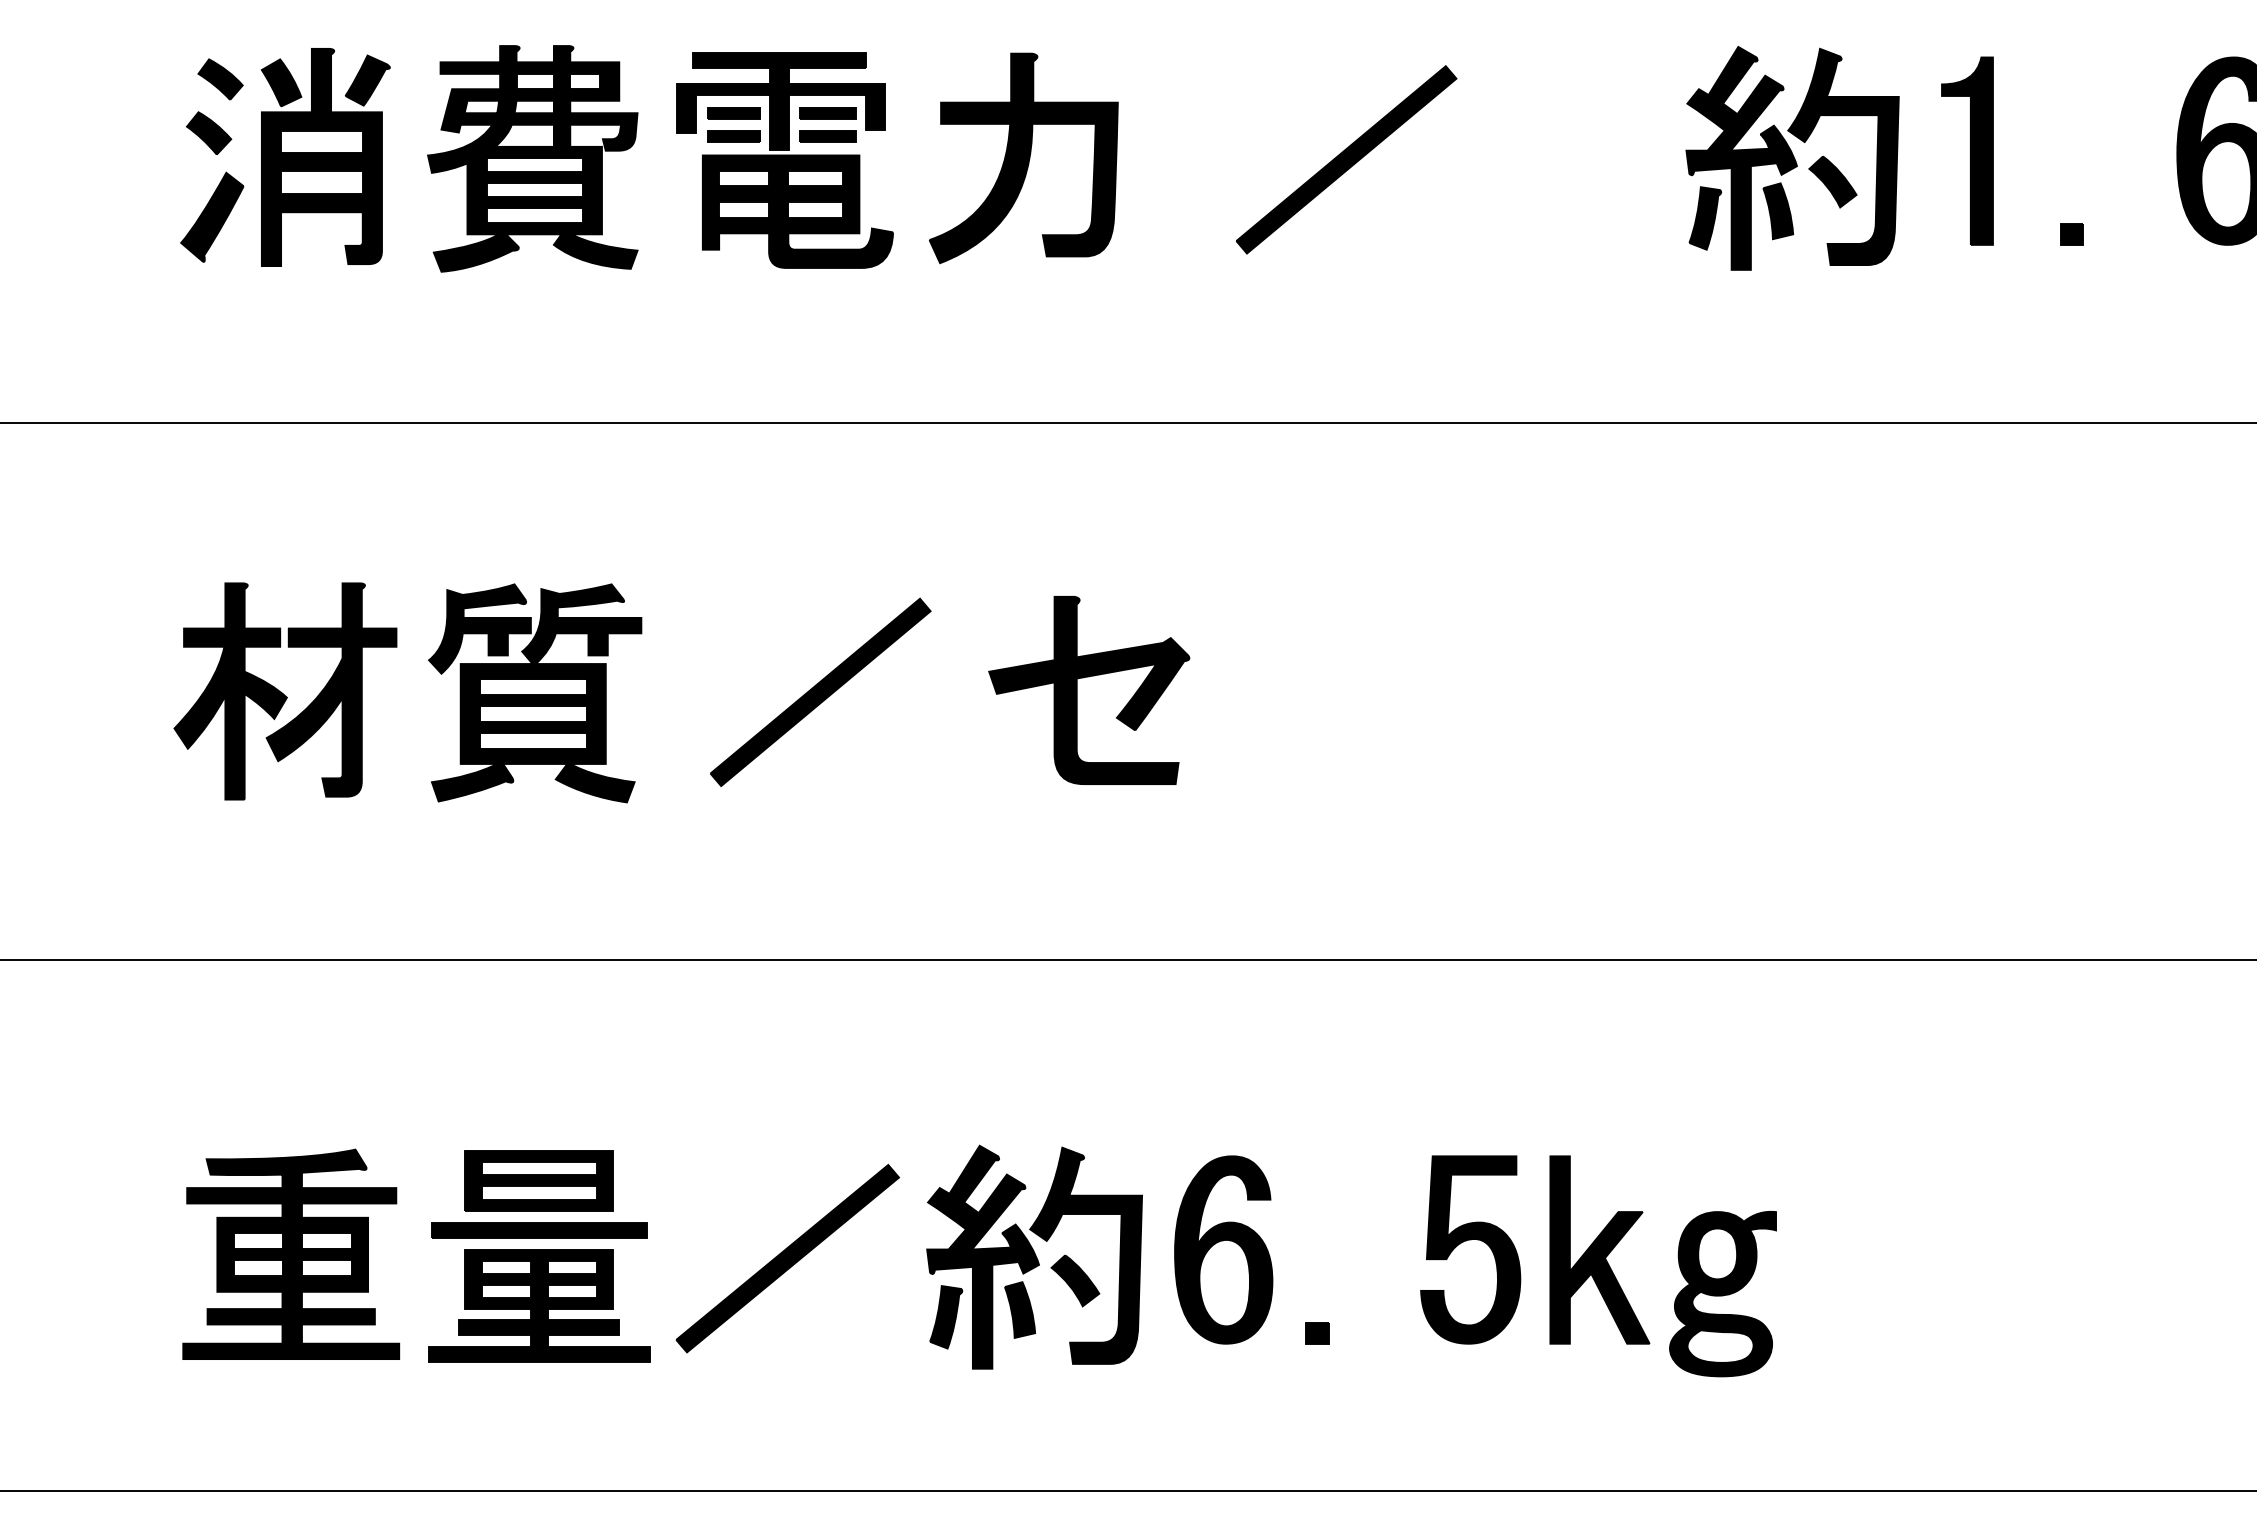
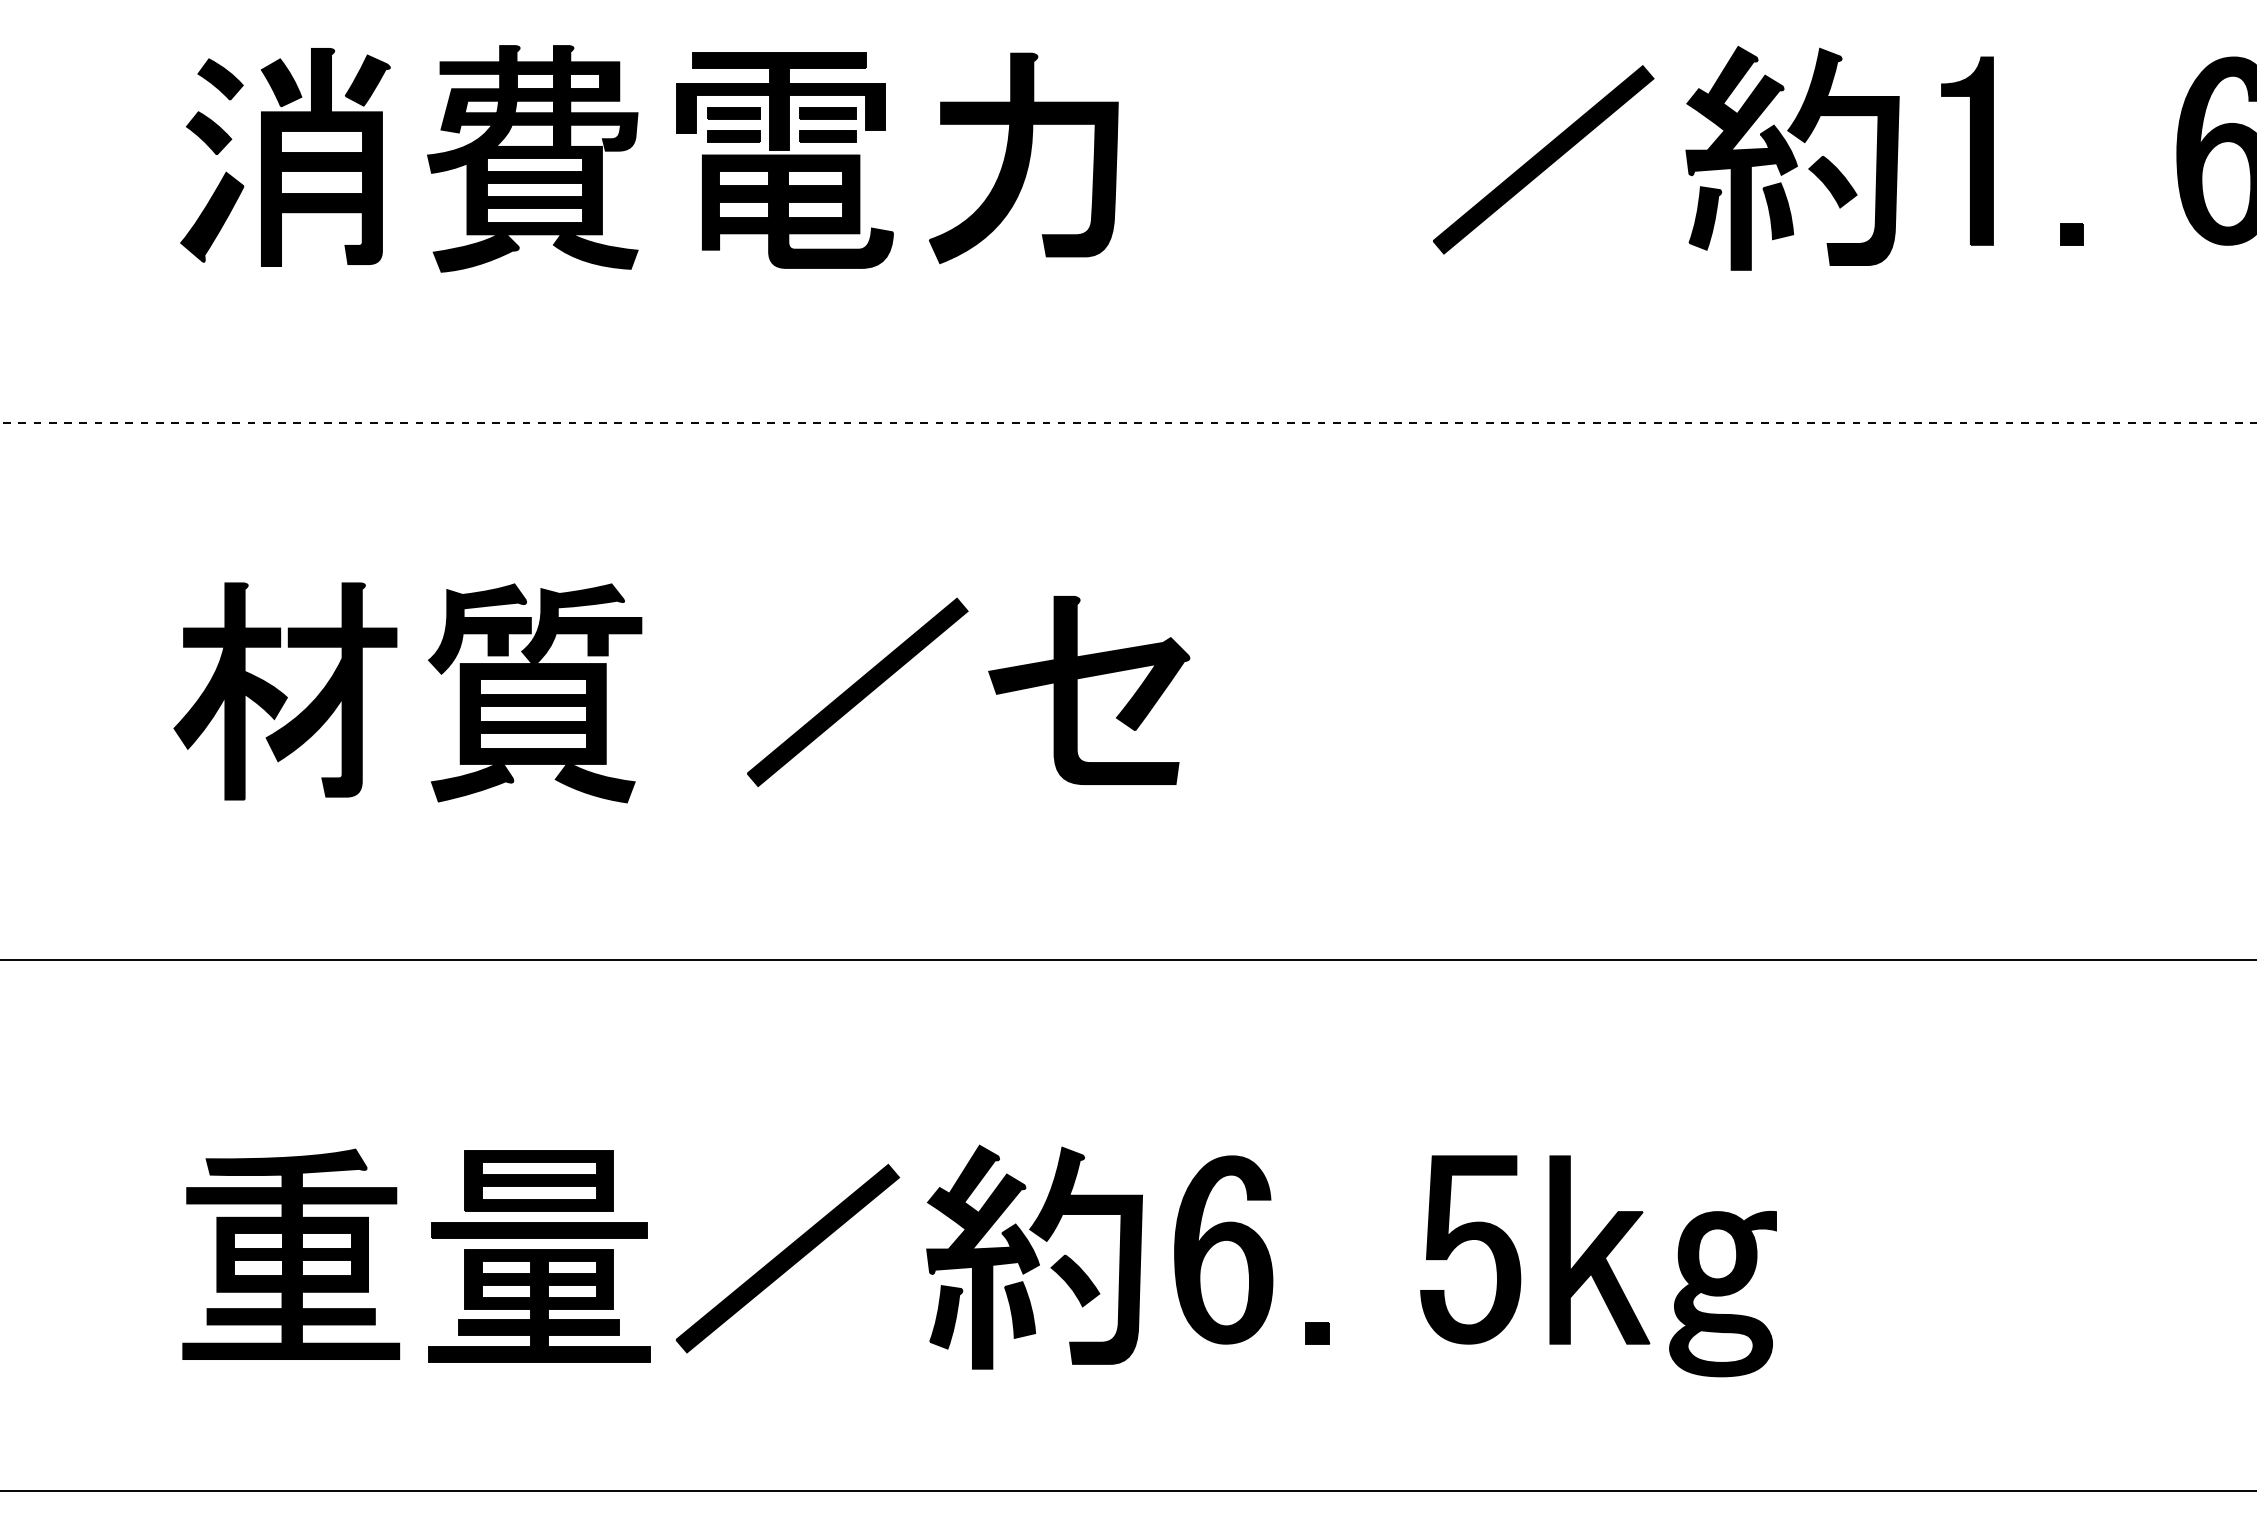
part position: (1346, 159) -> (1543, 159) (1543, 159)
line: solid -> dashed (1128, 423)
part position: (820, 691) -> (857, 691) (857, 691)
